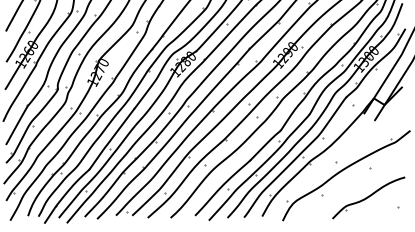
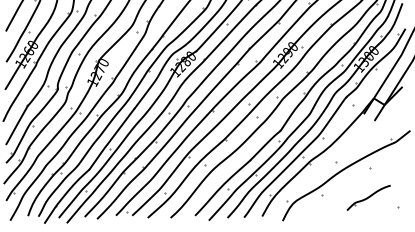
part size: 74x44 px -> 45x27 px (368, 197)
